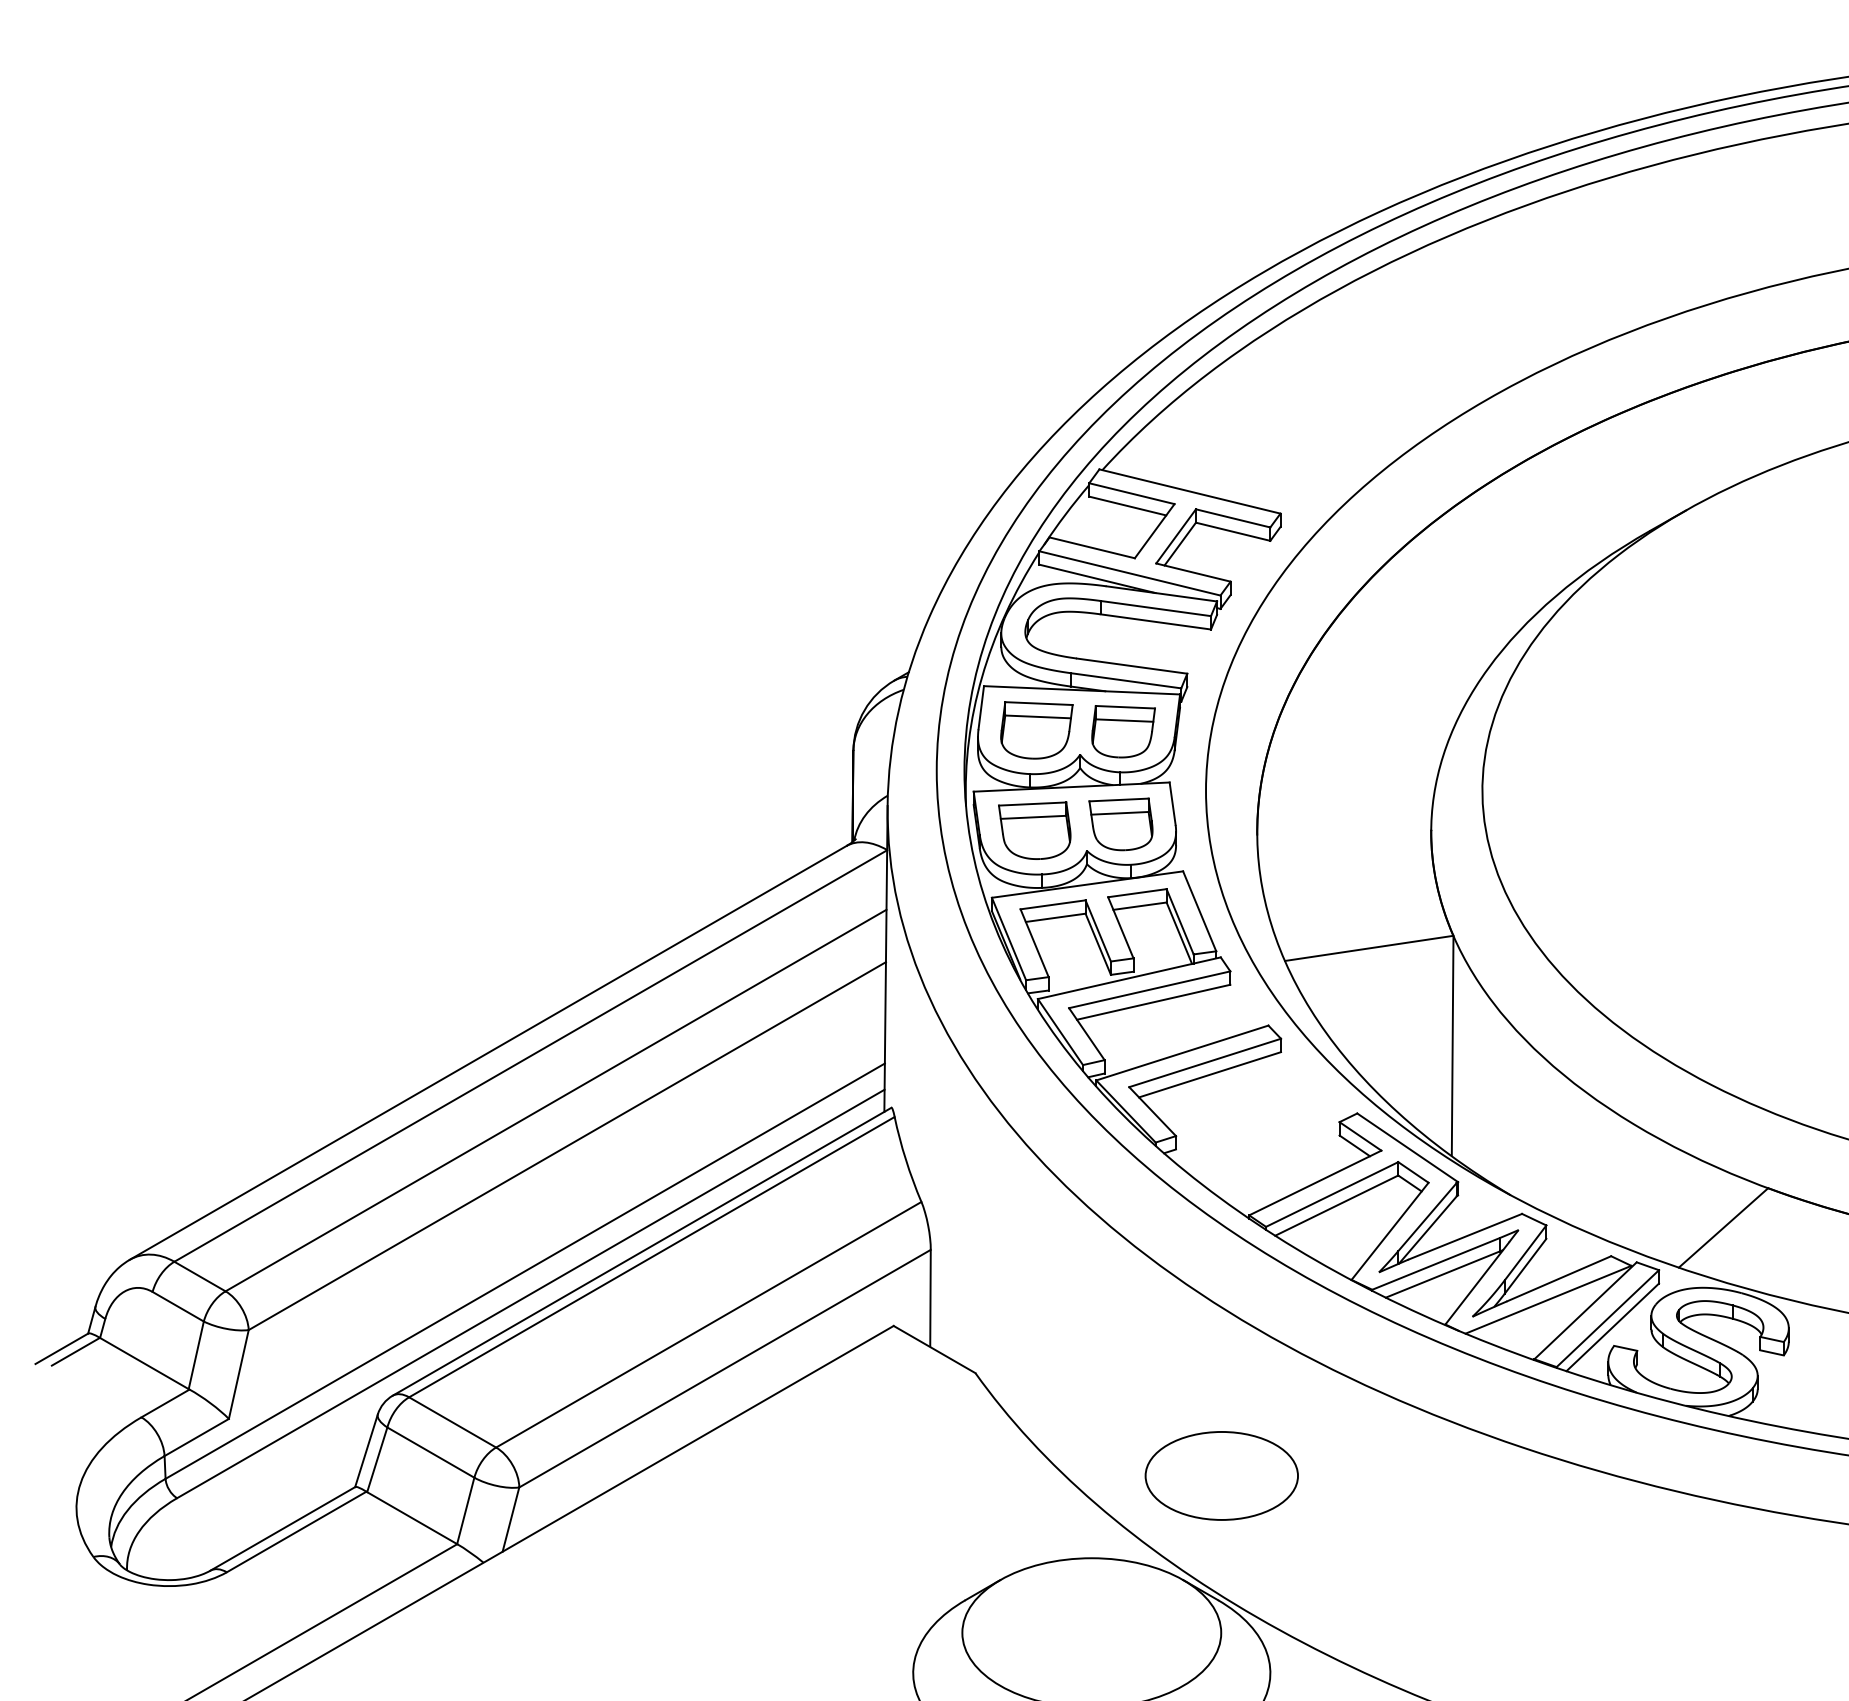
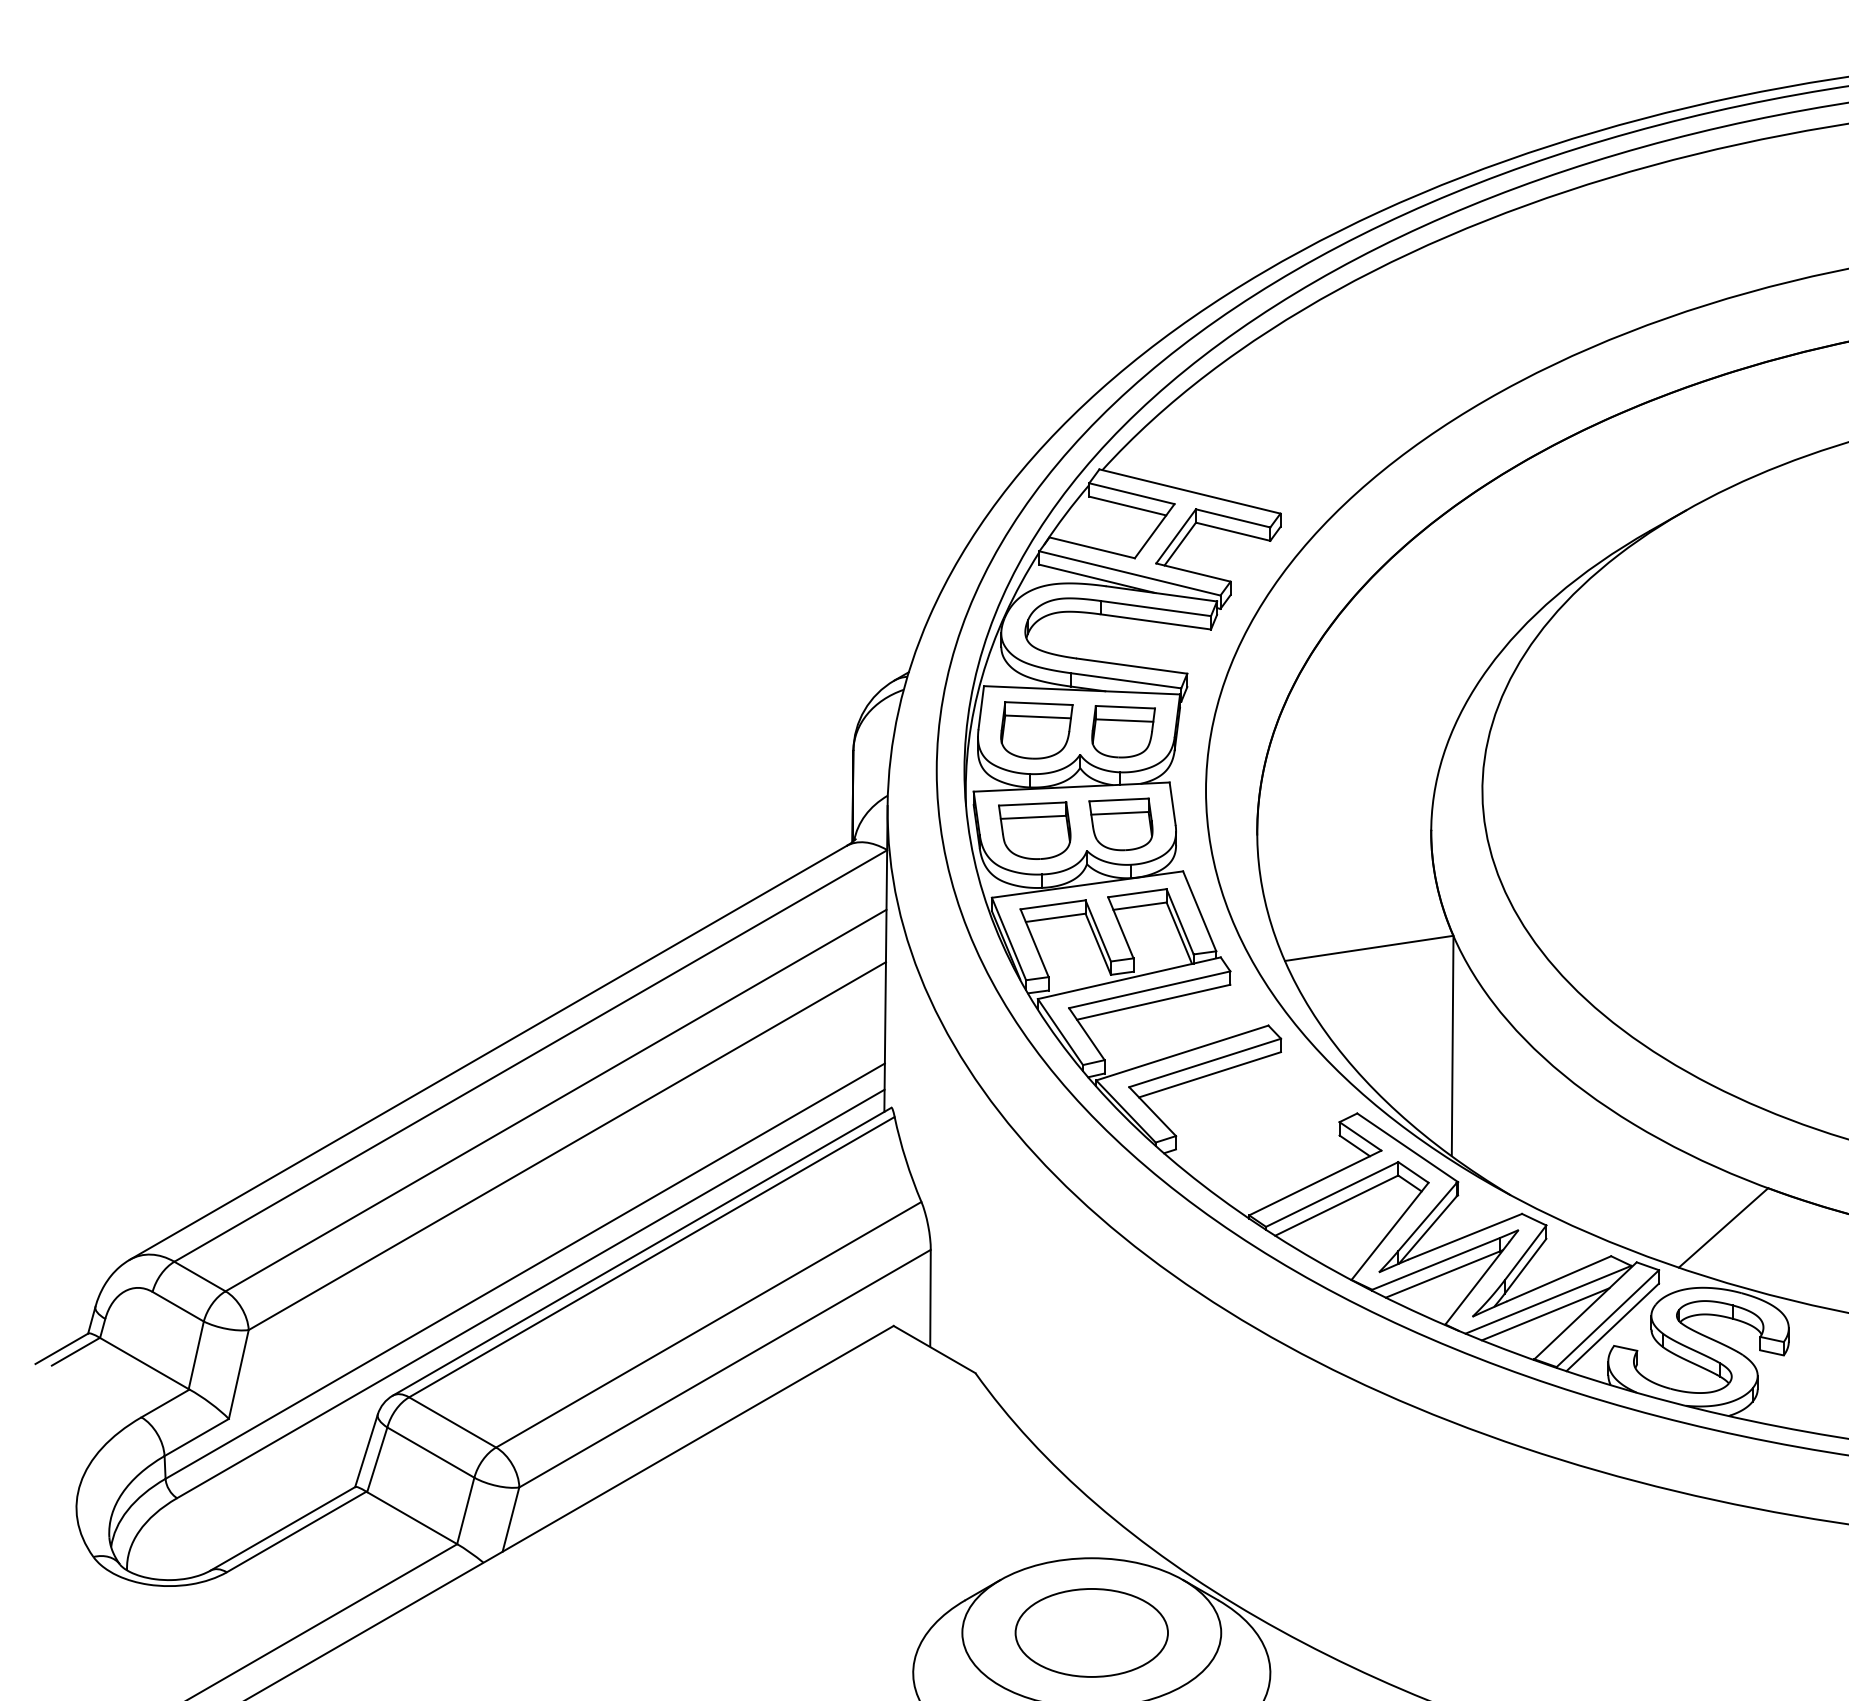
line: none -> present (1545, 1314)
part position: (1221, 1475) -> (1091, 1632) (1091, 1632)
